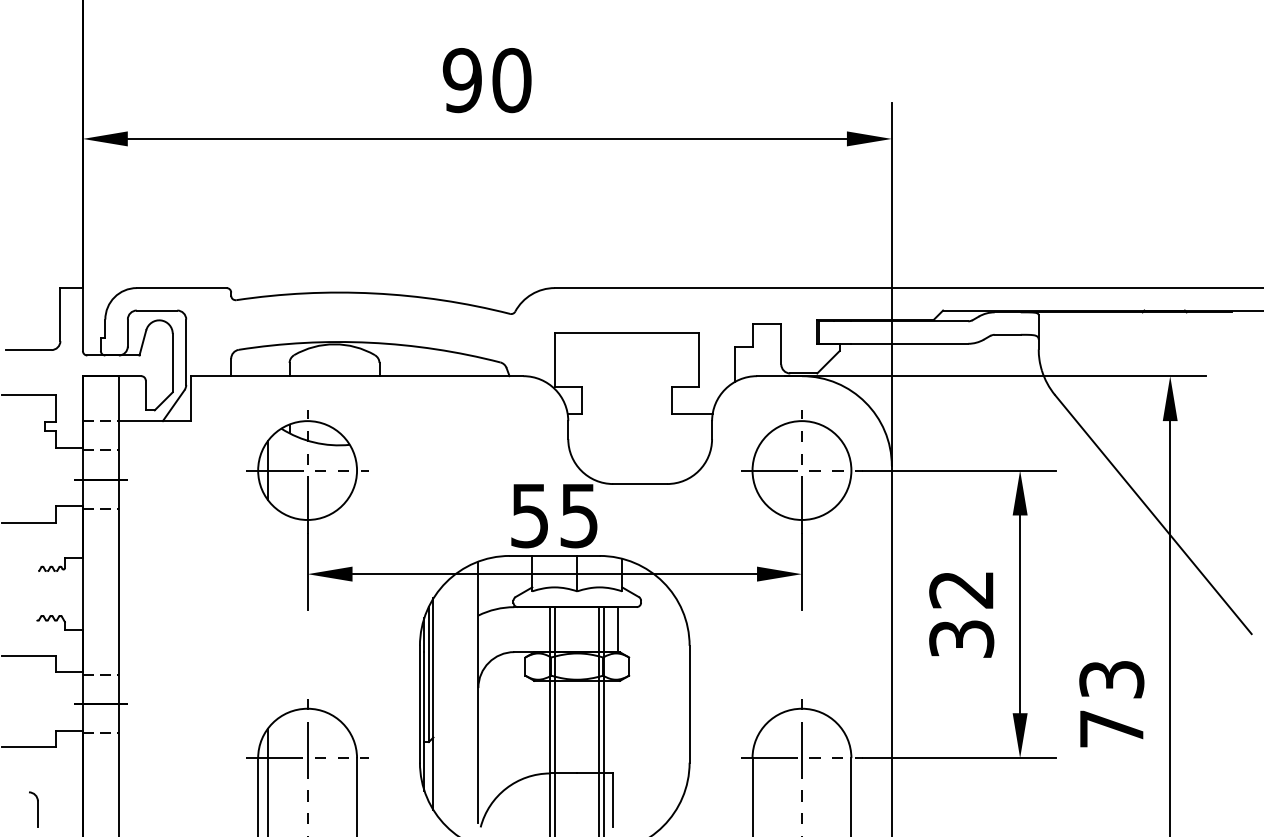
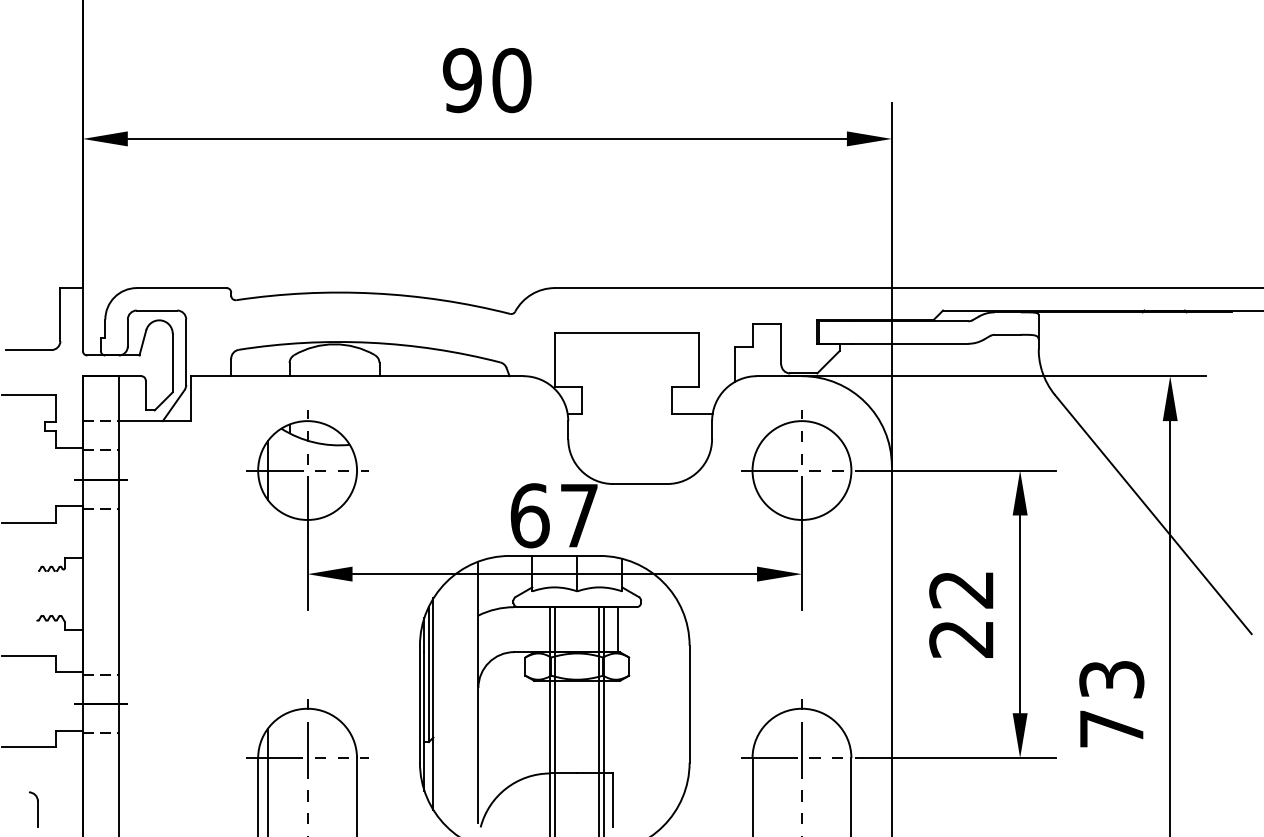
text: 55 -> 67 (553, 515)
text: 32 -> 22 (961, 638)
